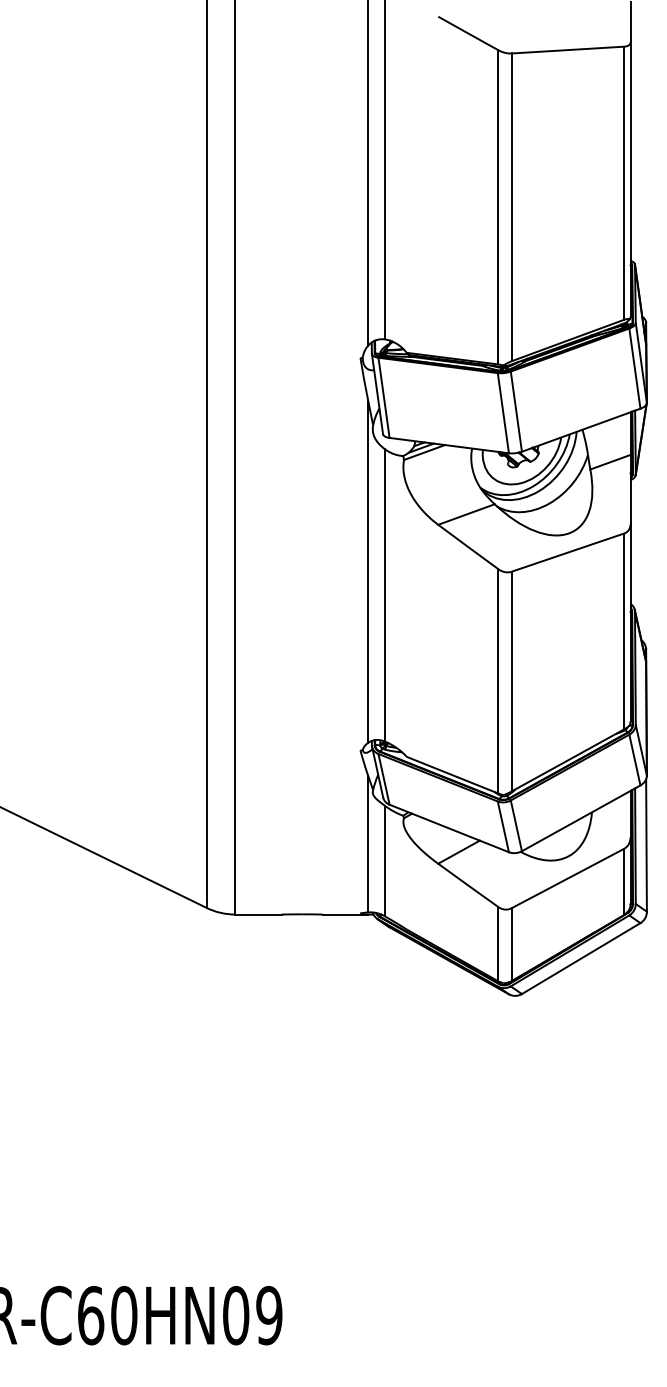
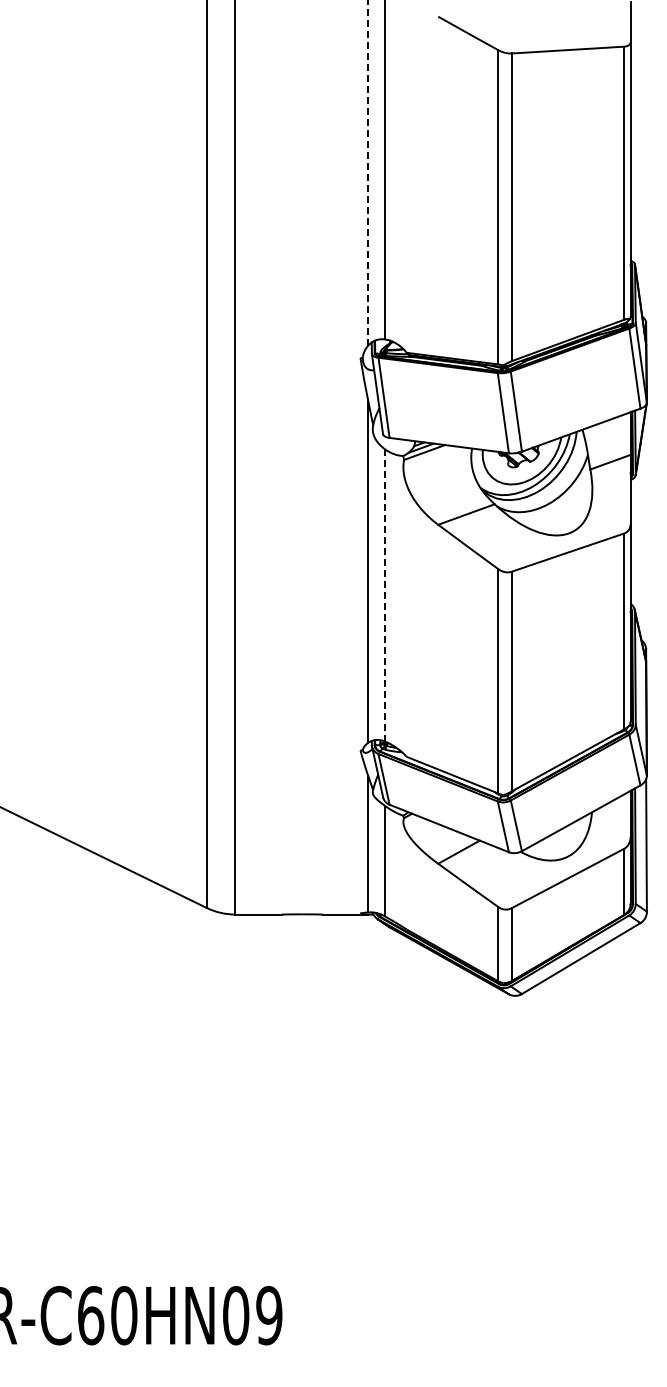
line: solid -> dashed (368, 172)
line: solid -> dashed (384, 595)
